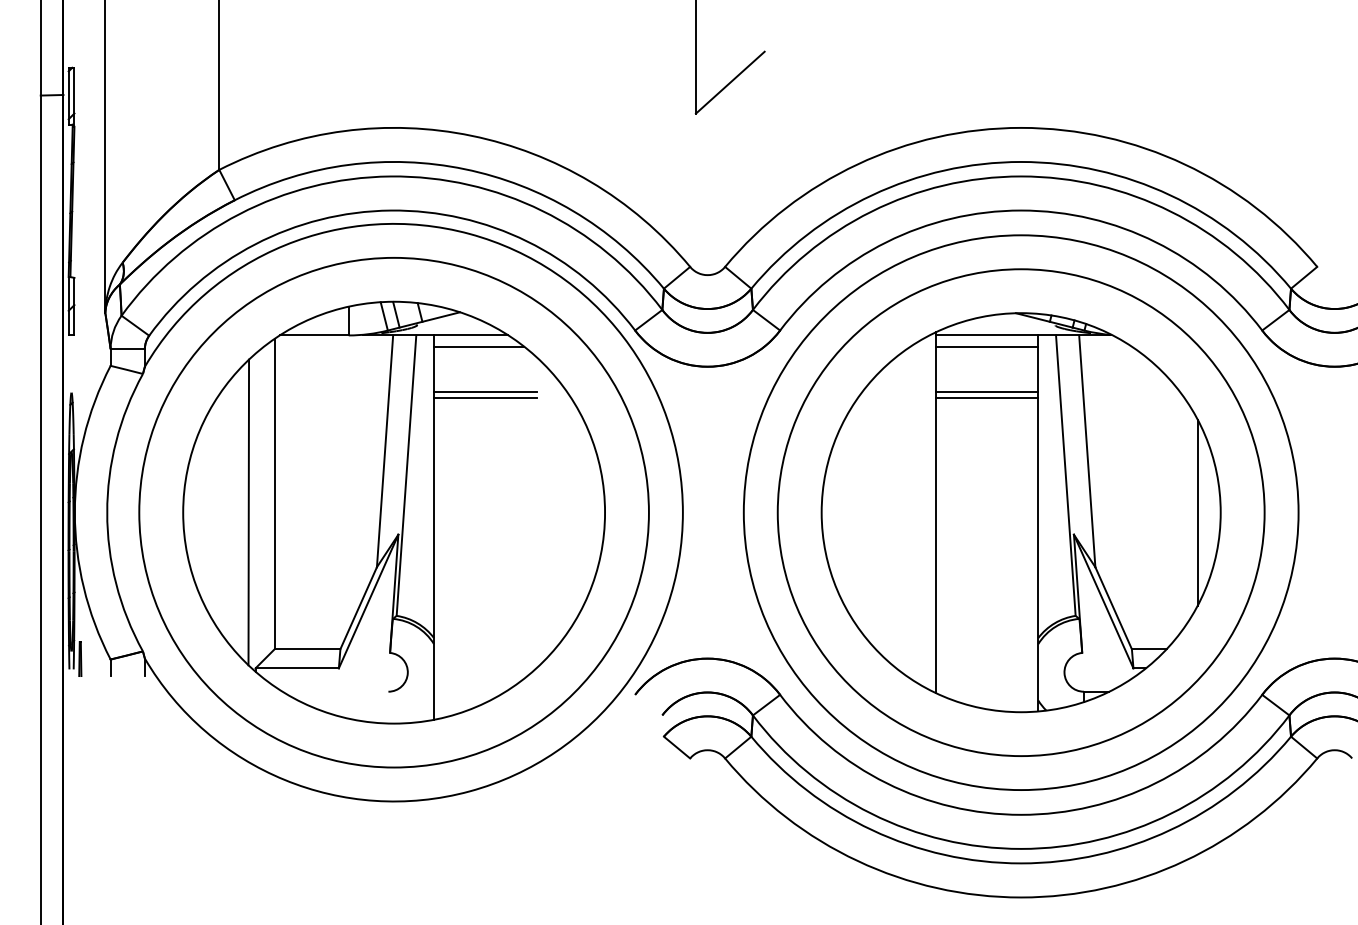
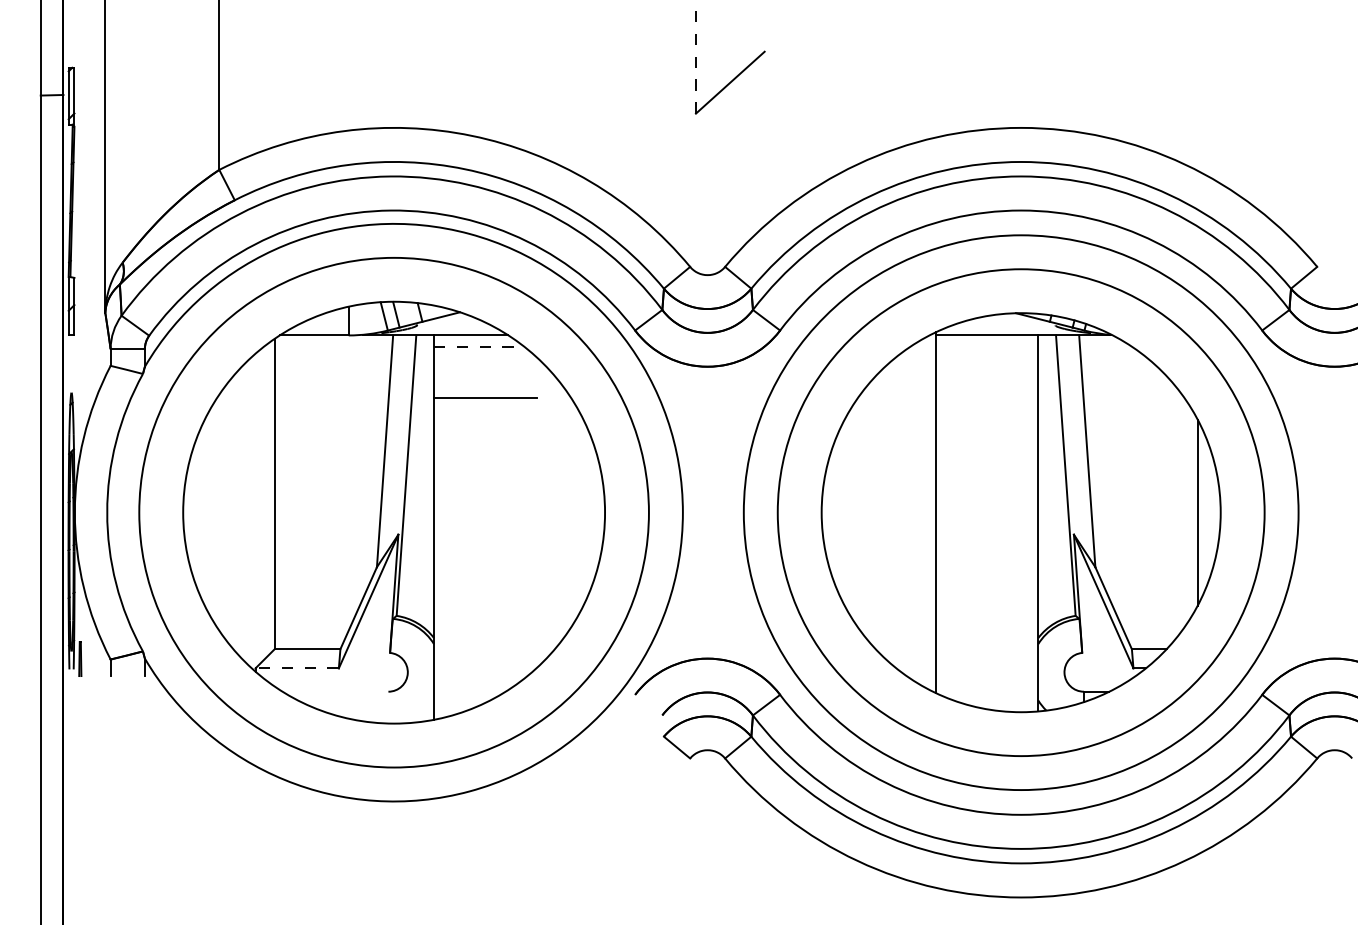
line: solid -> dashed (695, 56)
line: solid -> dashed (479, 346)
line: present -> none (986, 346)
line: present -> none (485, 392)
line: present -> none (986, 392)
line: present -> none (986, 398)
line: present -> none (248, 512)
line: solid -> dashed (297, 668)
